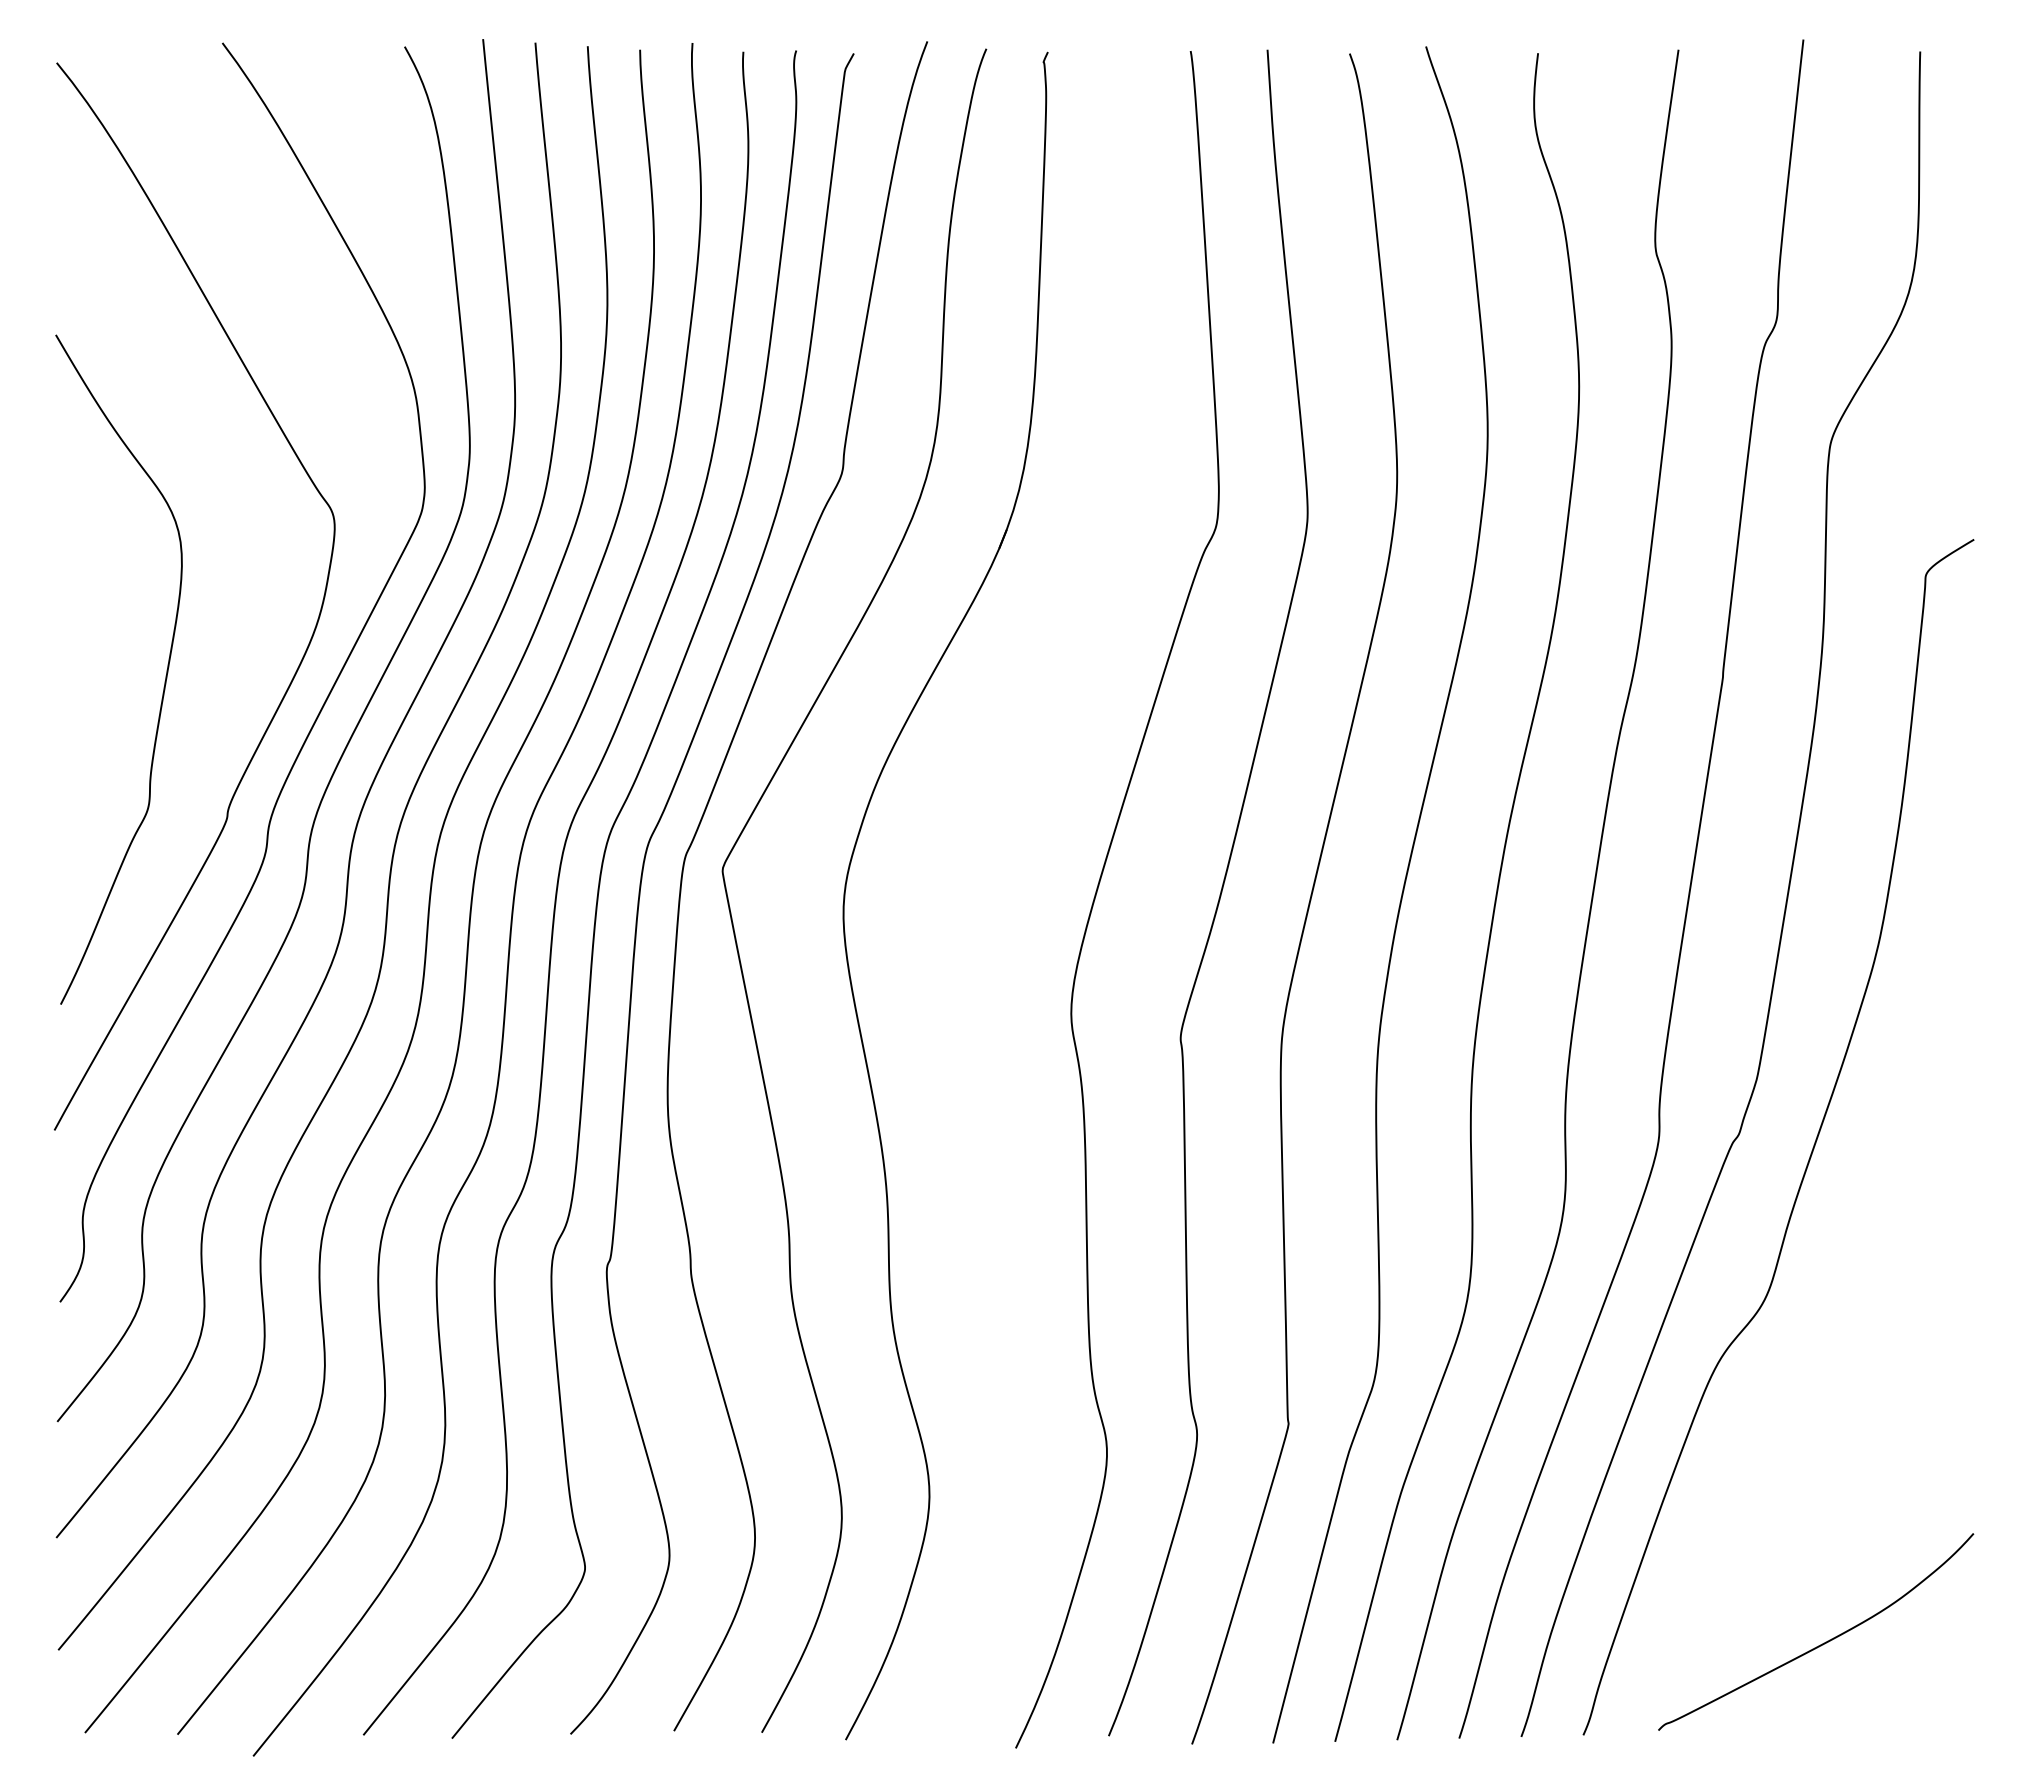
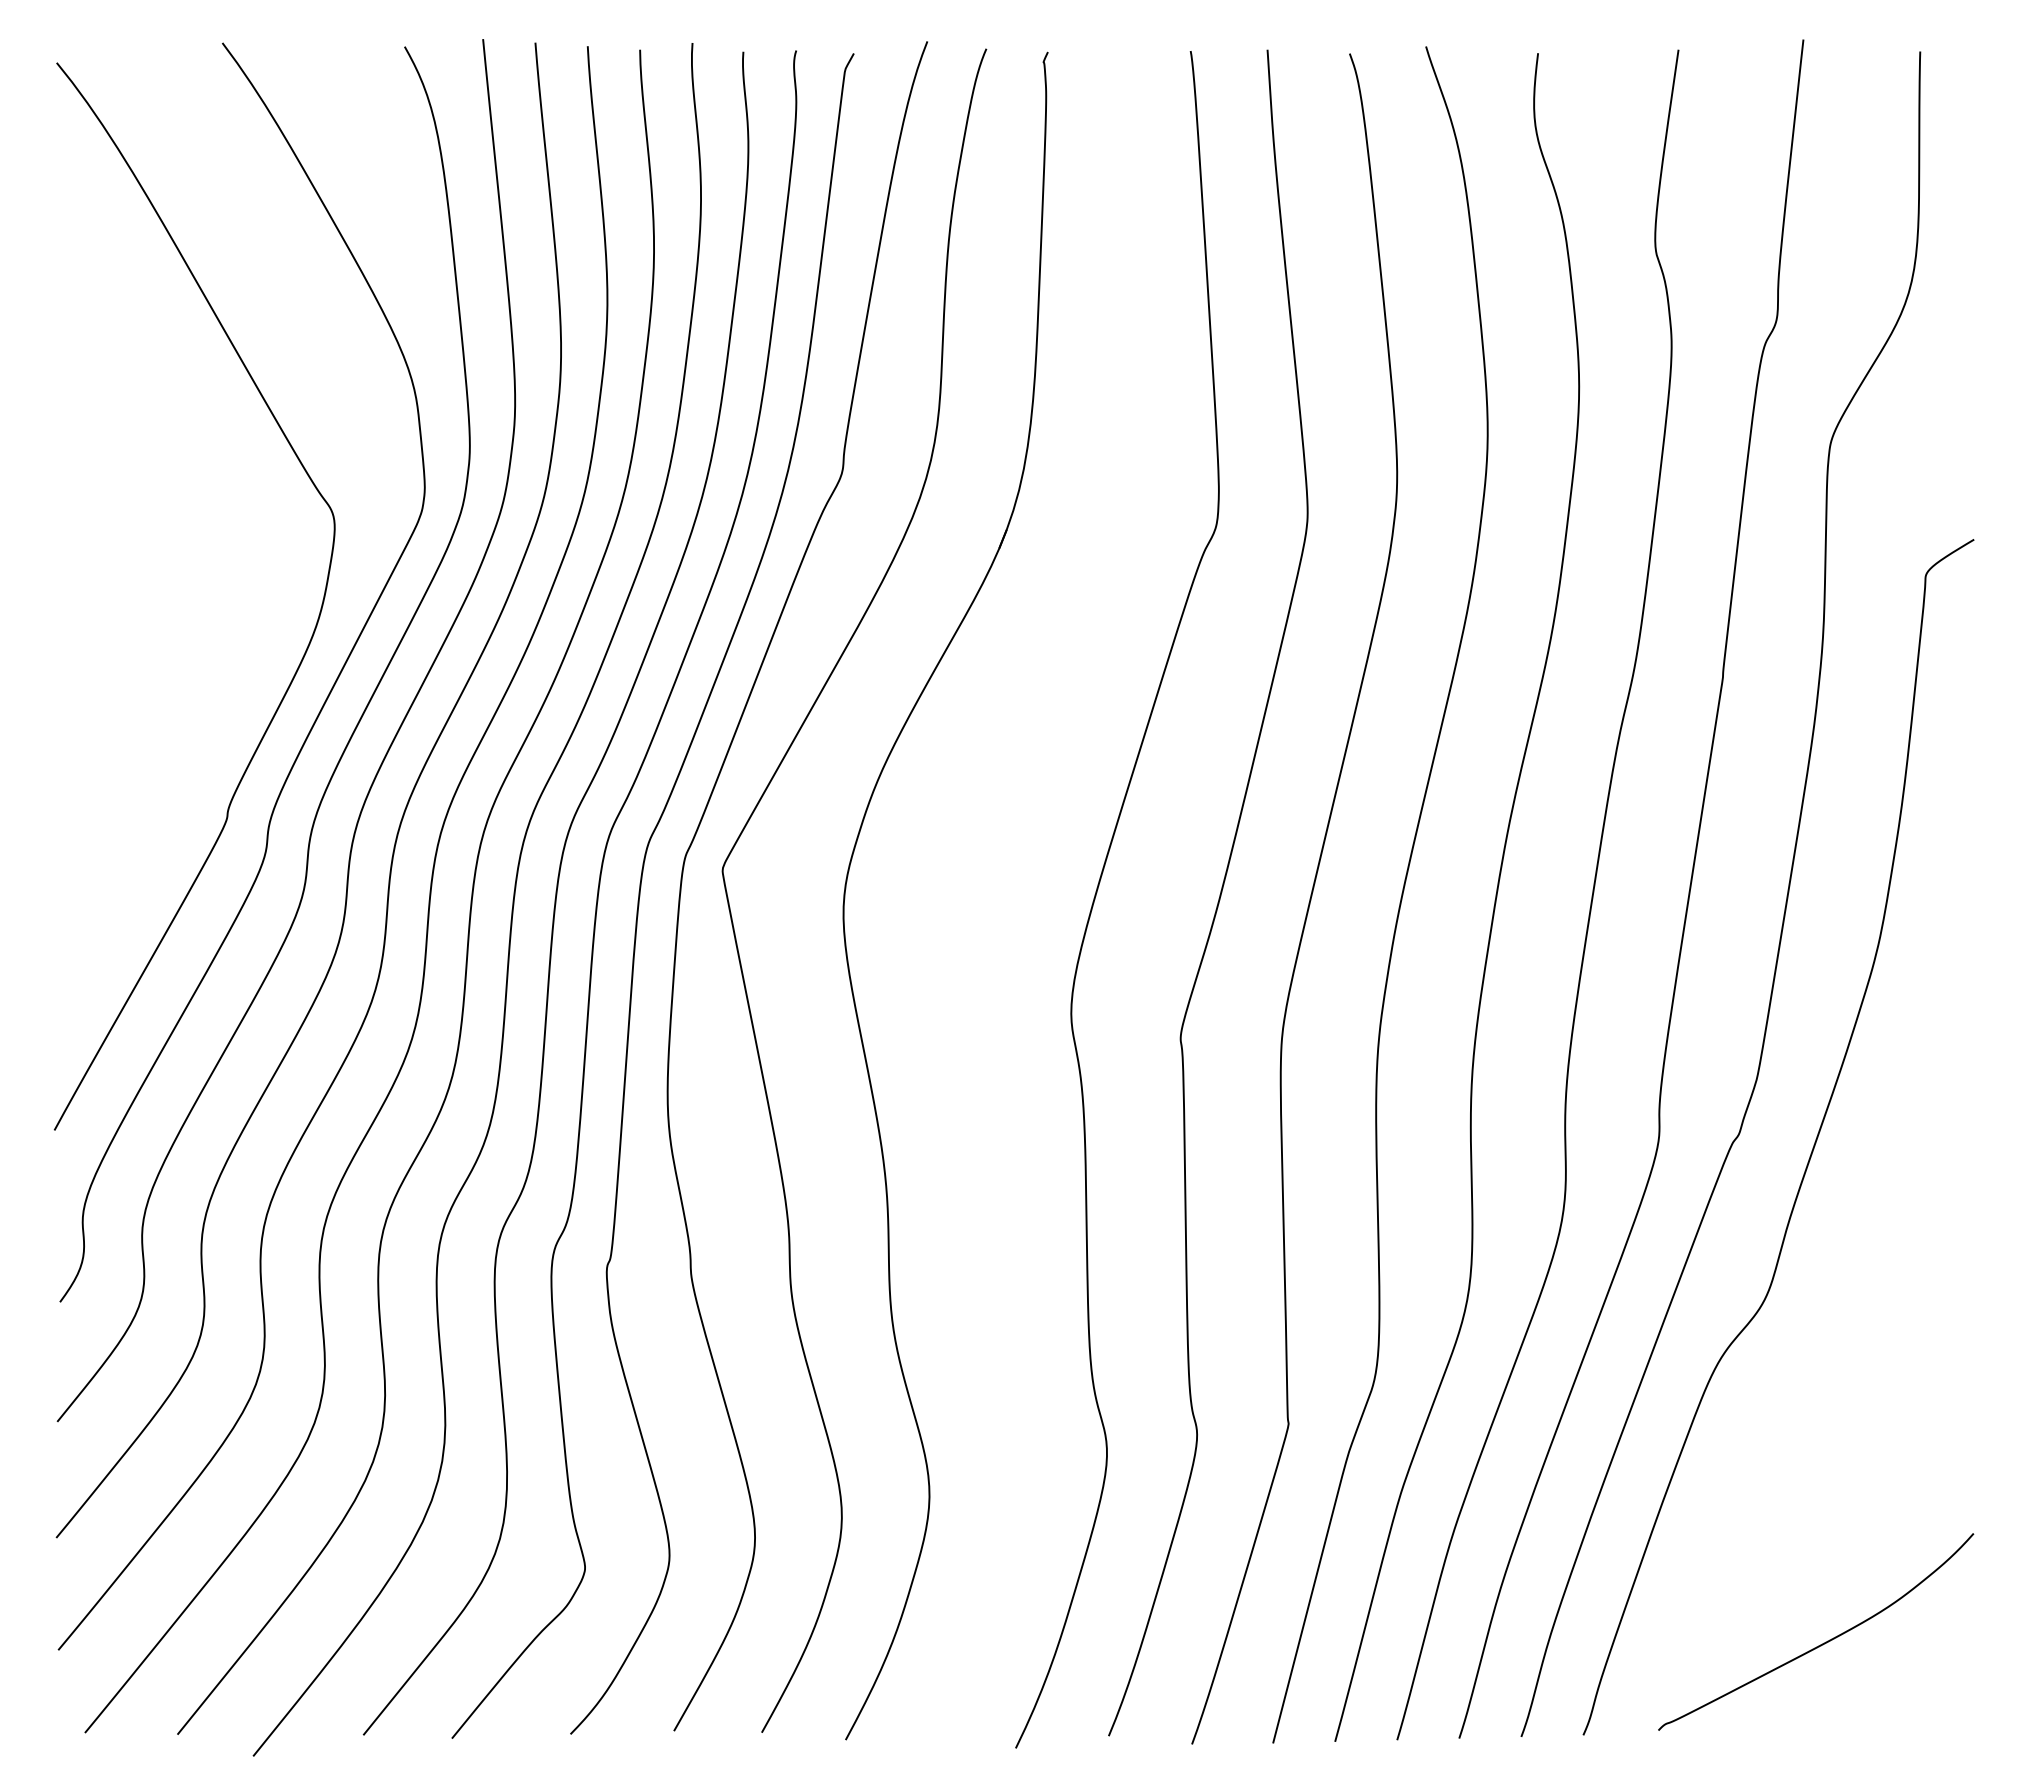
curve: present -> none (165, 675)
